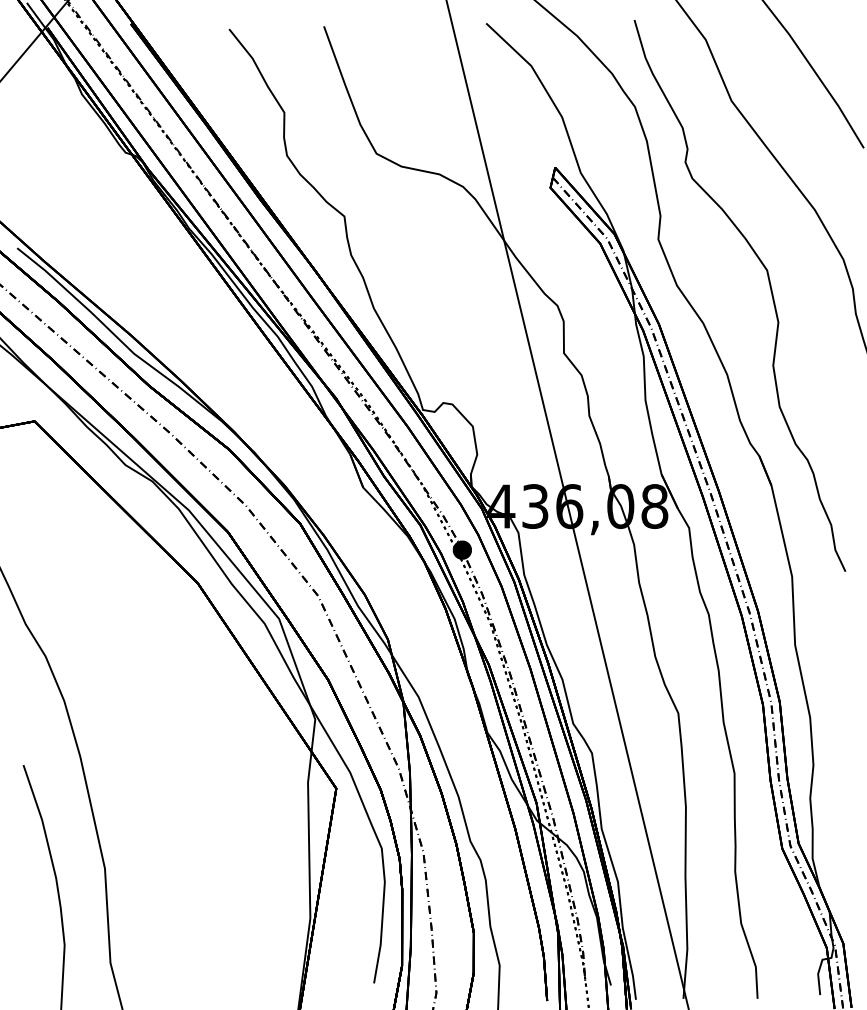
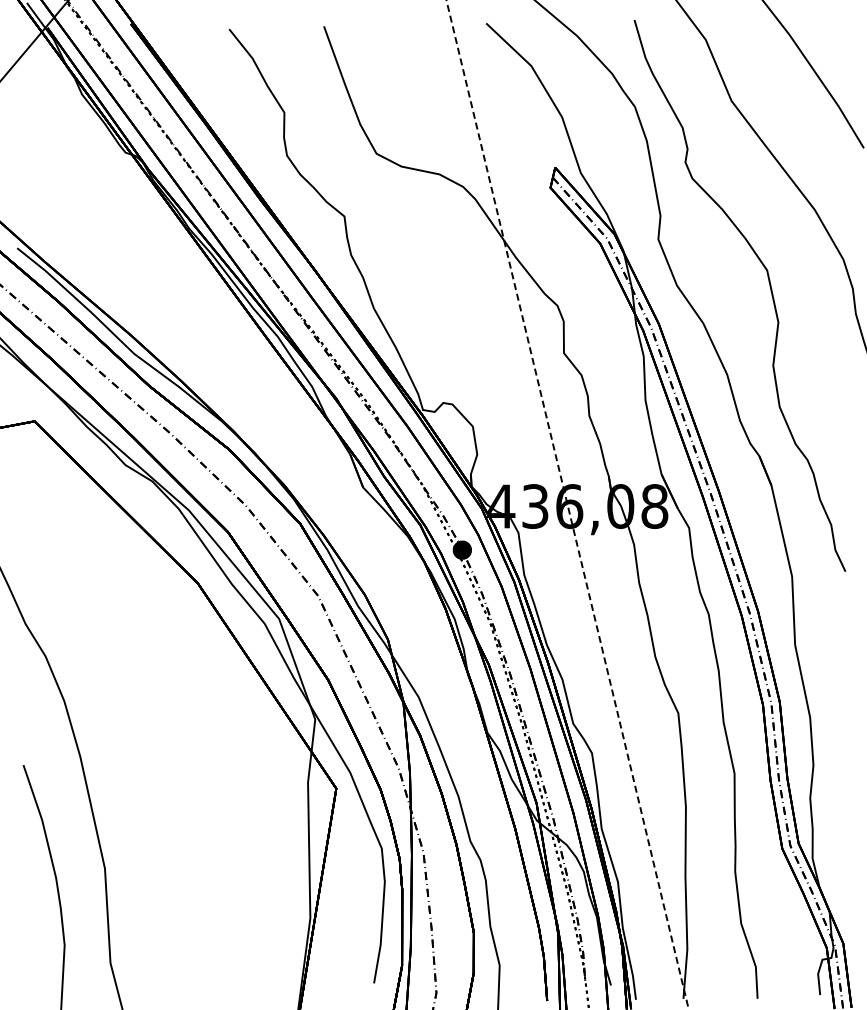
line: solid -> dashed (567, 504)
